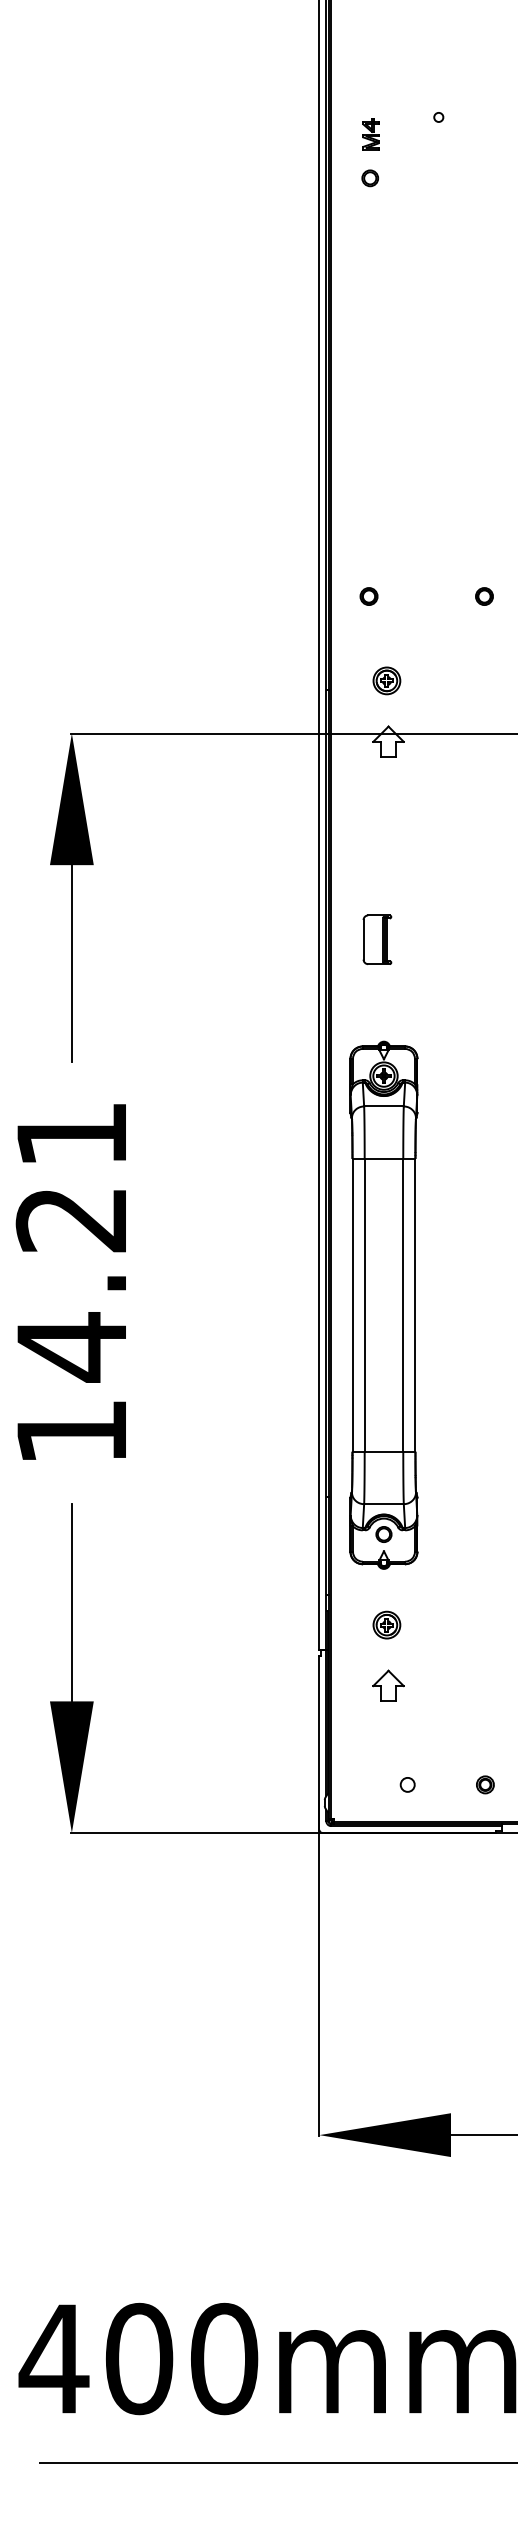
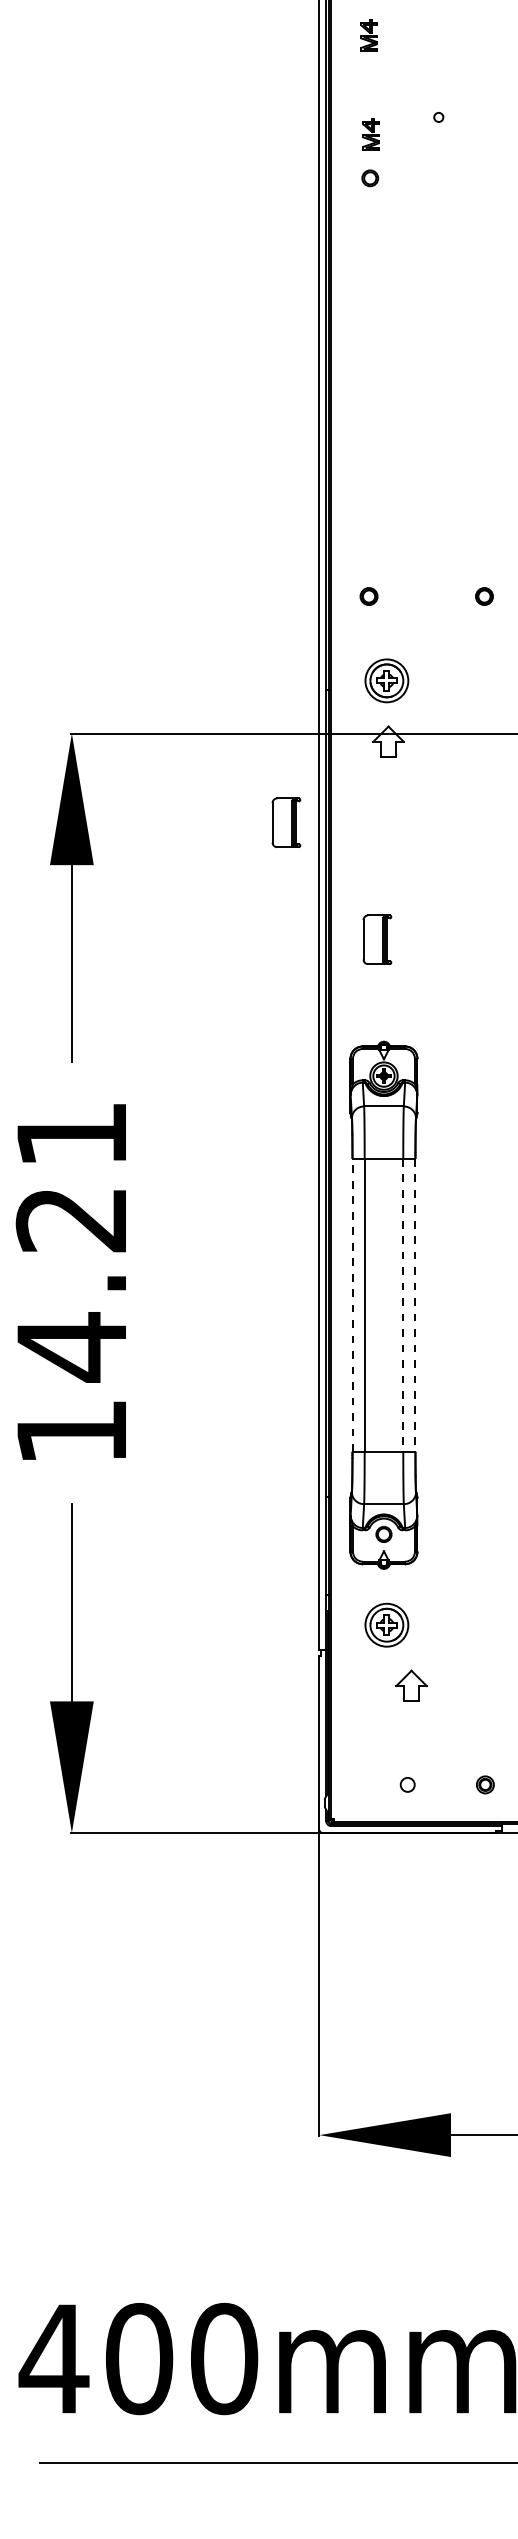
part: none -> present (368, 35)
part size: 30x30 px -> 46x46 px (386, 680)
part: none -> present (286, 822)
line: solid -> dashed (352, 1304)
line: solid -> dashed (403, 1305)
line: solid -> dashed (415, 1305)
part size: 30x30 px -> 46x46 px (386, 1624)
part position: (388, 1685) -> (411, 1685) (411, 1685)
